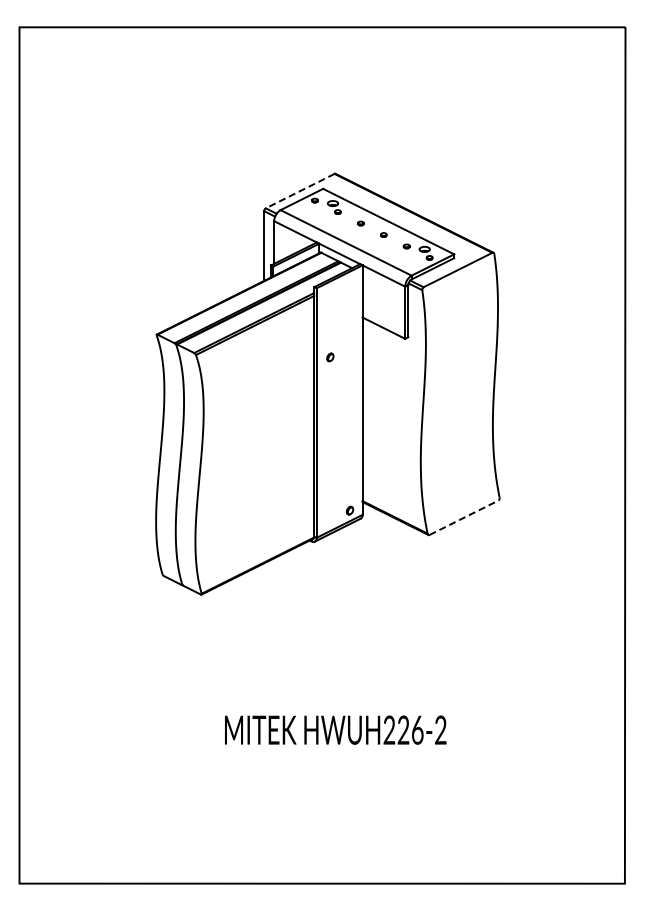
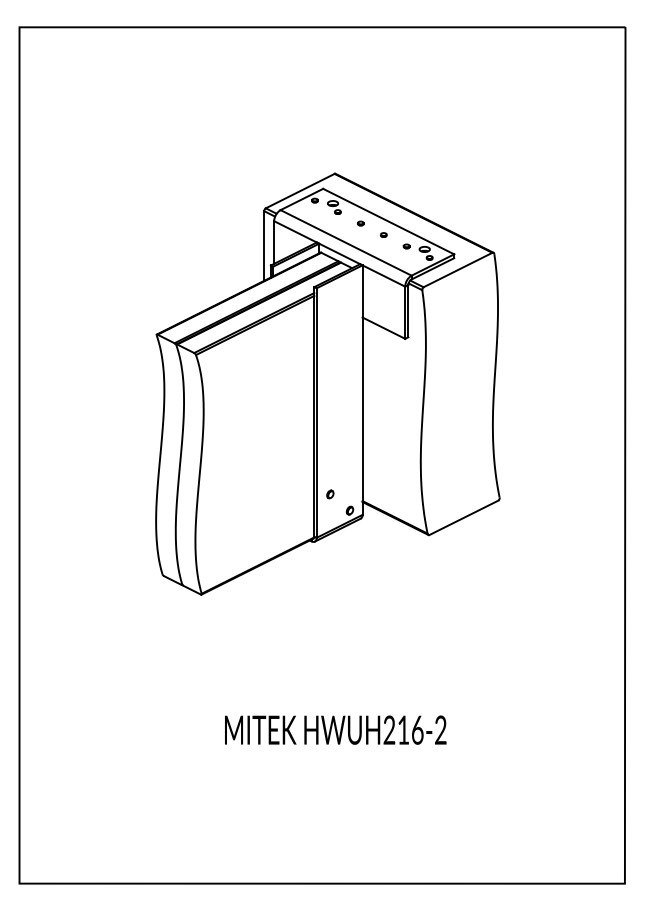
line: dashed -> solid (299, 191)
part position: (330, 357) -> (330, 494) (330, 494)
line: dashed -> solid (464, 517)
text: HWUH226-2 -> HWUH216-2 (403, 729)
